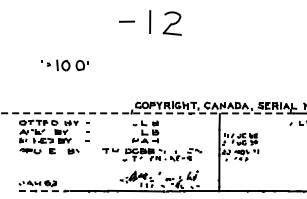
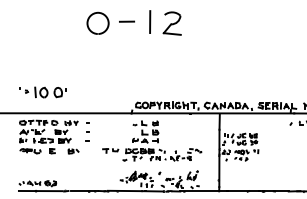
arc: none -> present (95, 14)
part position: (64, 65) -> (42, 92) (42, 92)
line: dashed -> solid (147, 113)
line: dashed -> solid (40, 191)
